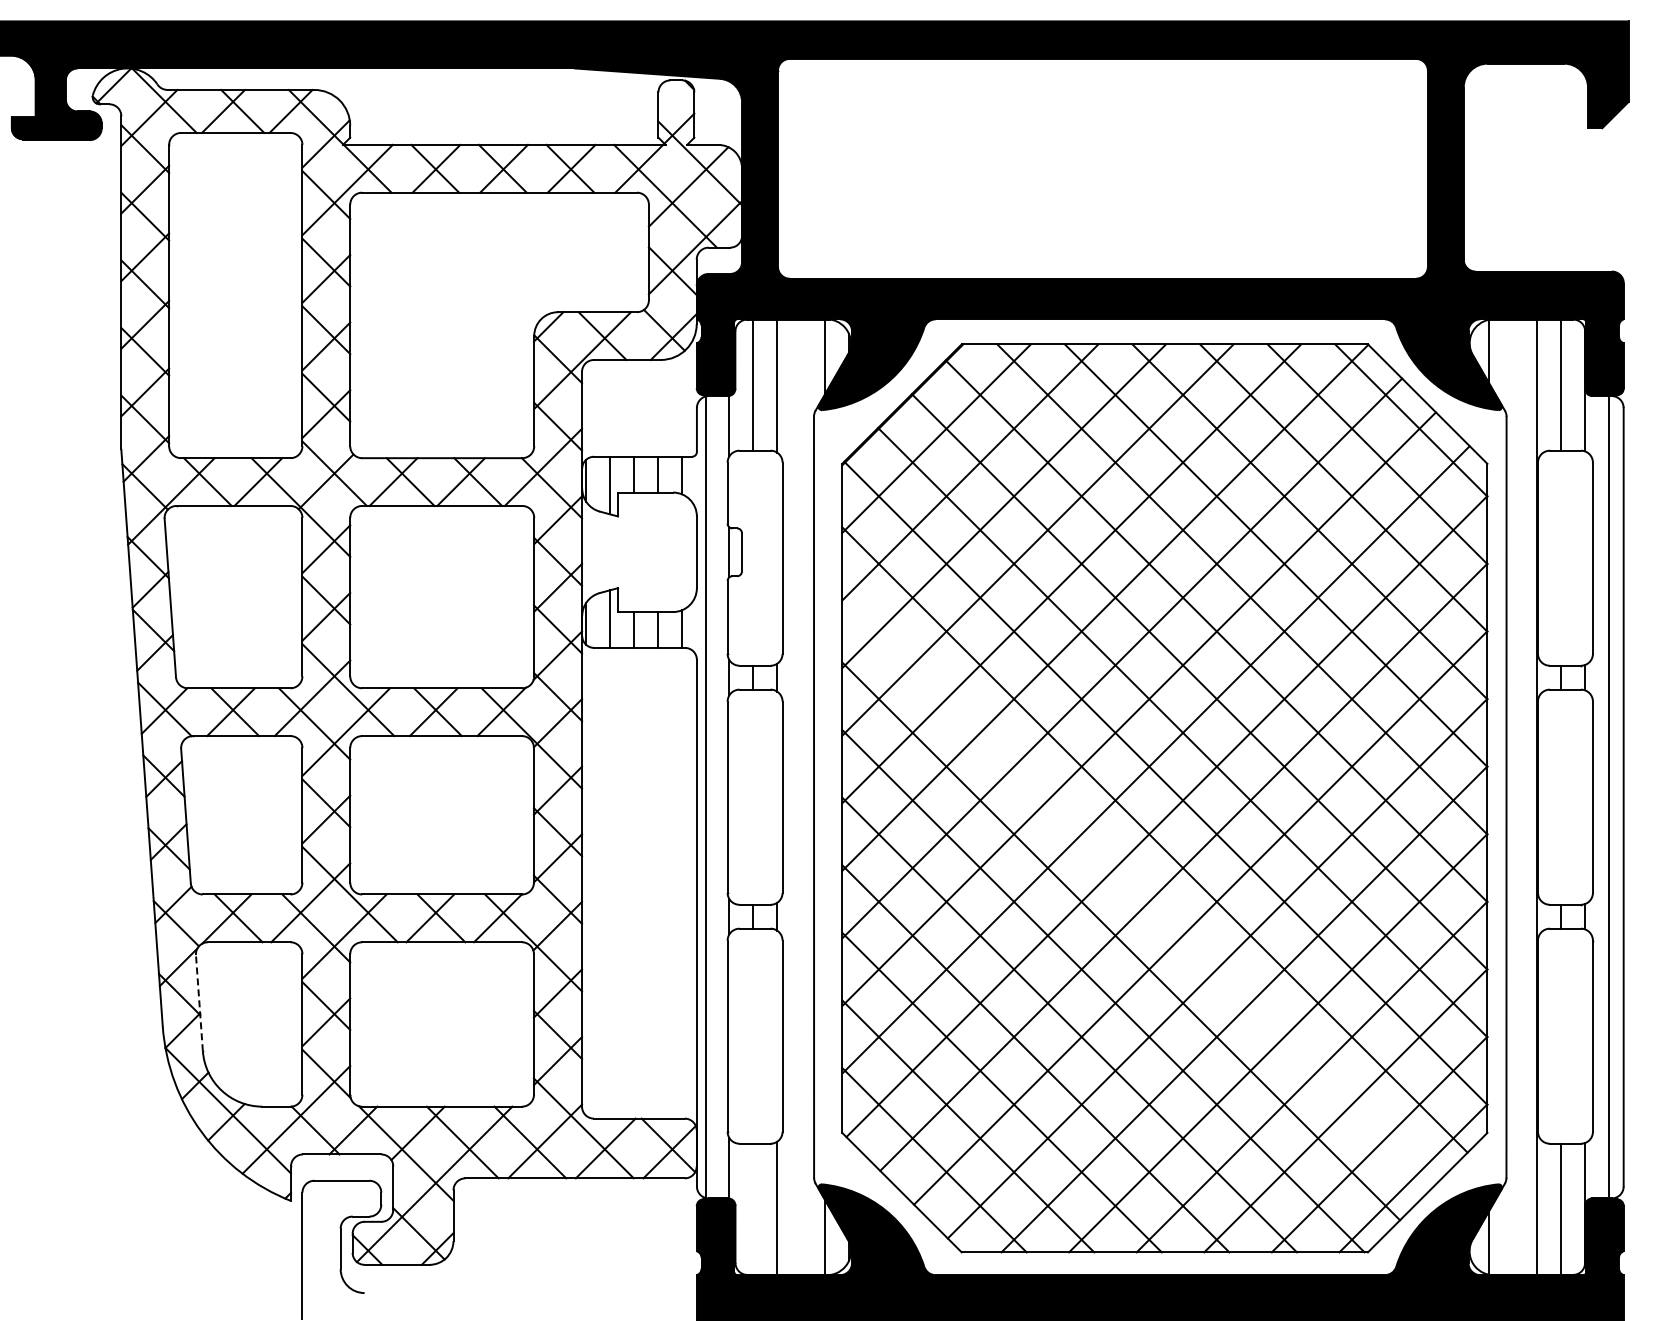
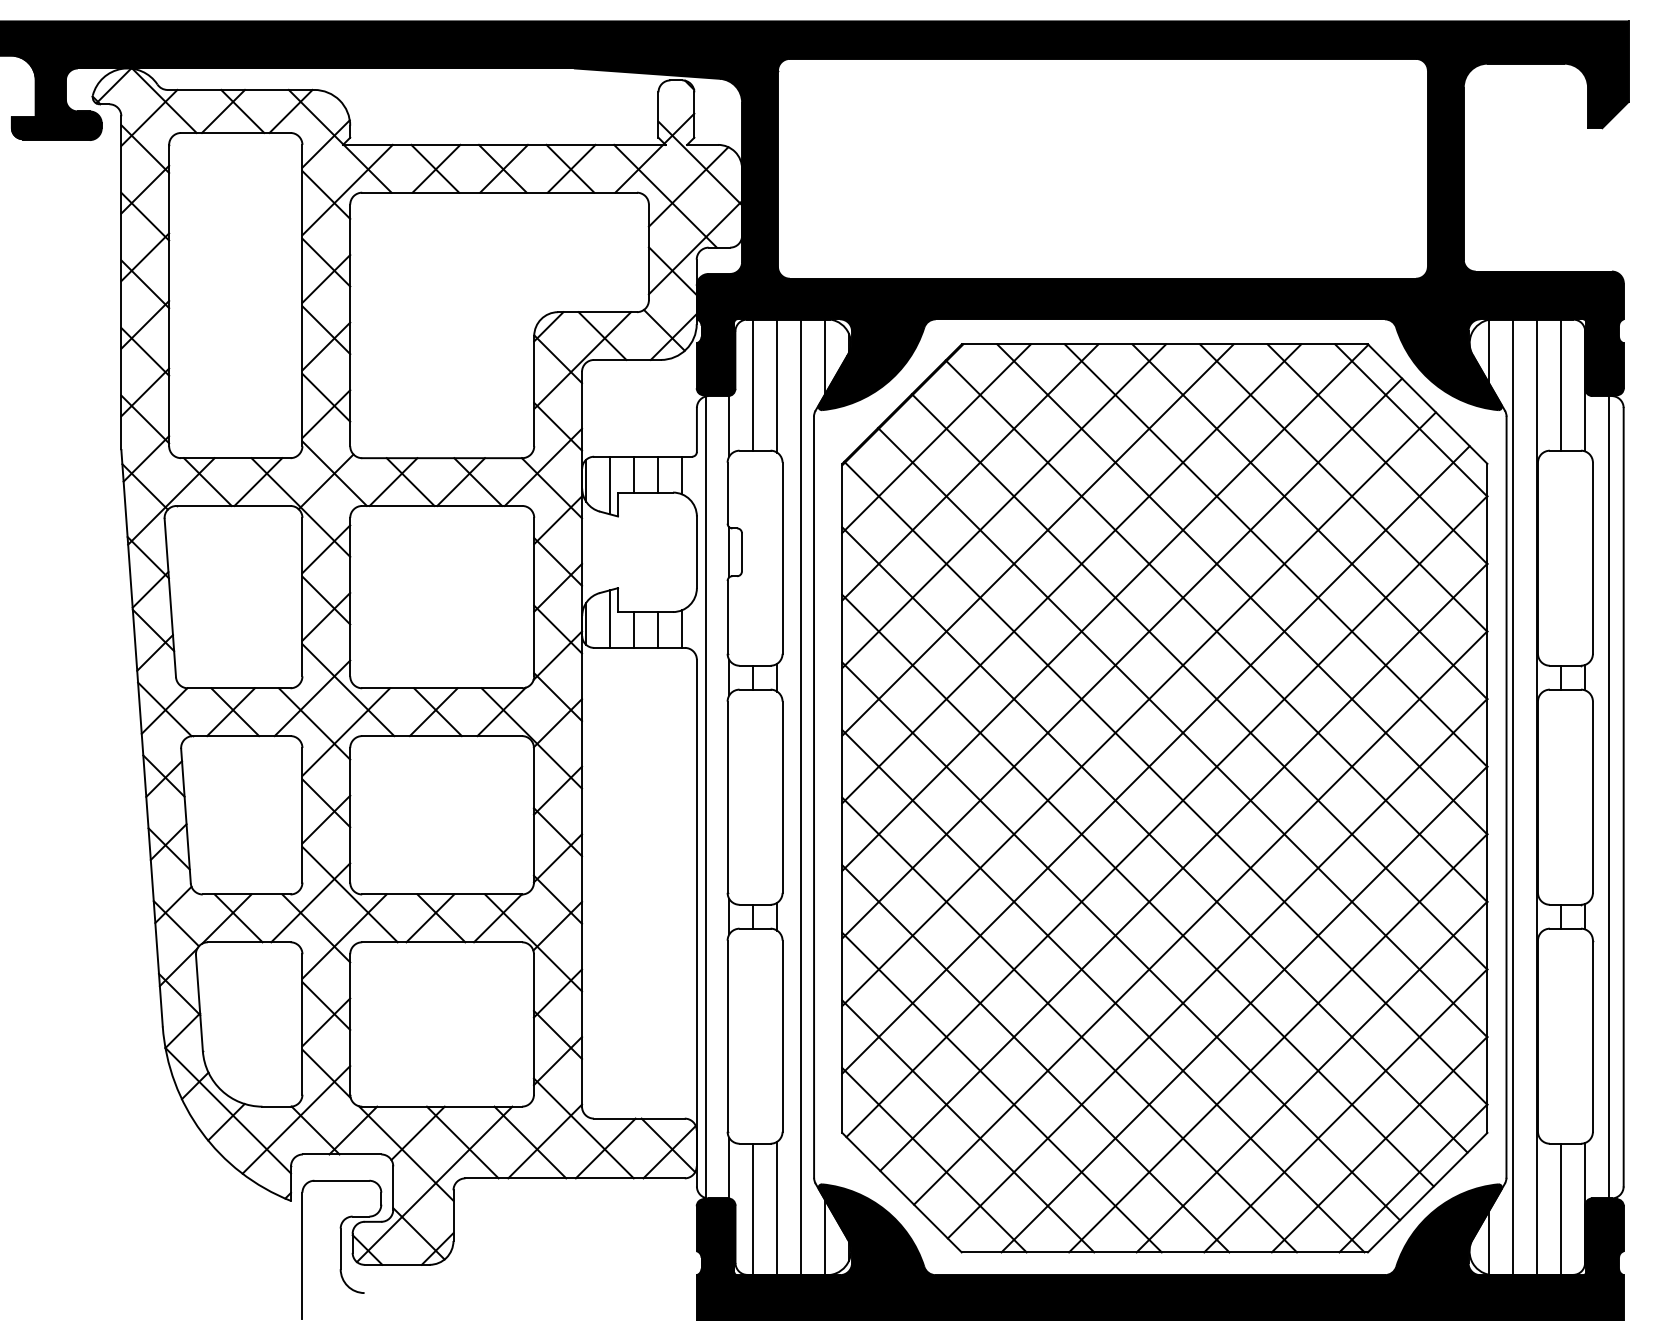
line: none -> present (801, 796)
line: none -> present (1513, 796)
line: none -> present (1137, 890)
line: dashed -> solid (199, 1002)
line: none -> present (753, 1208)
